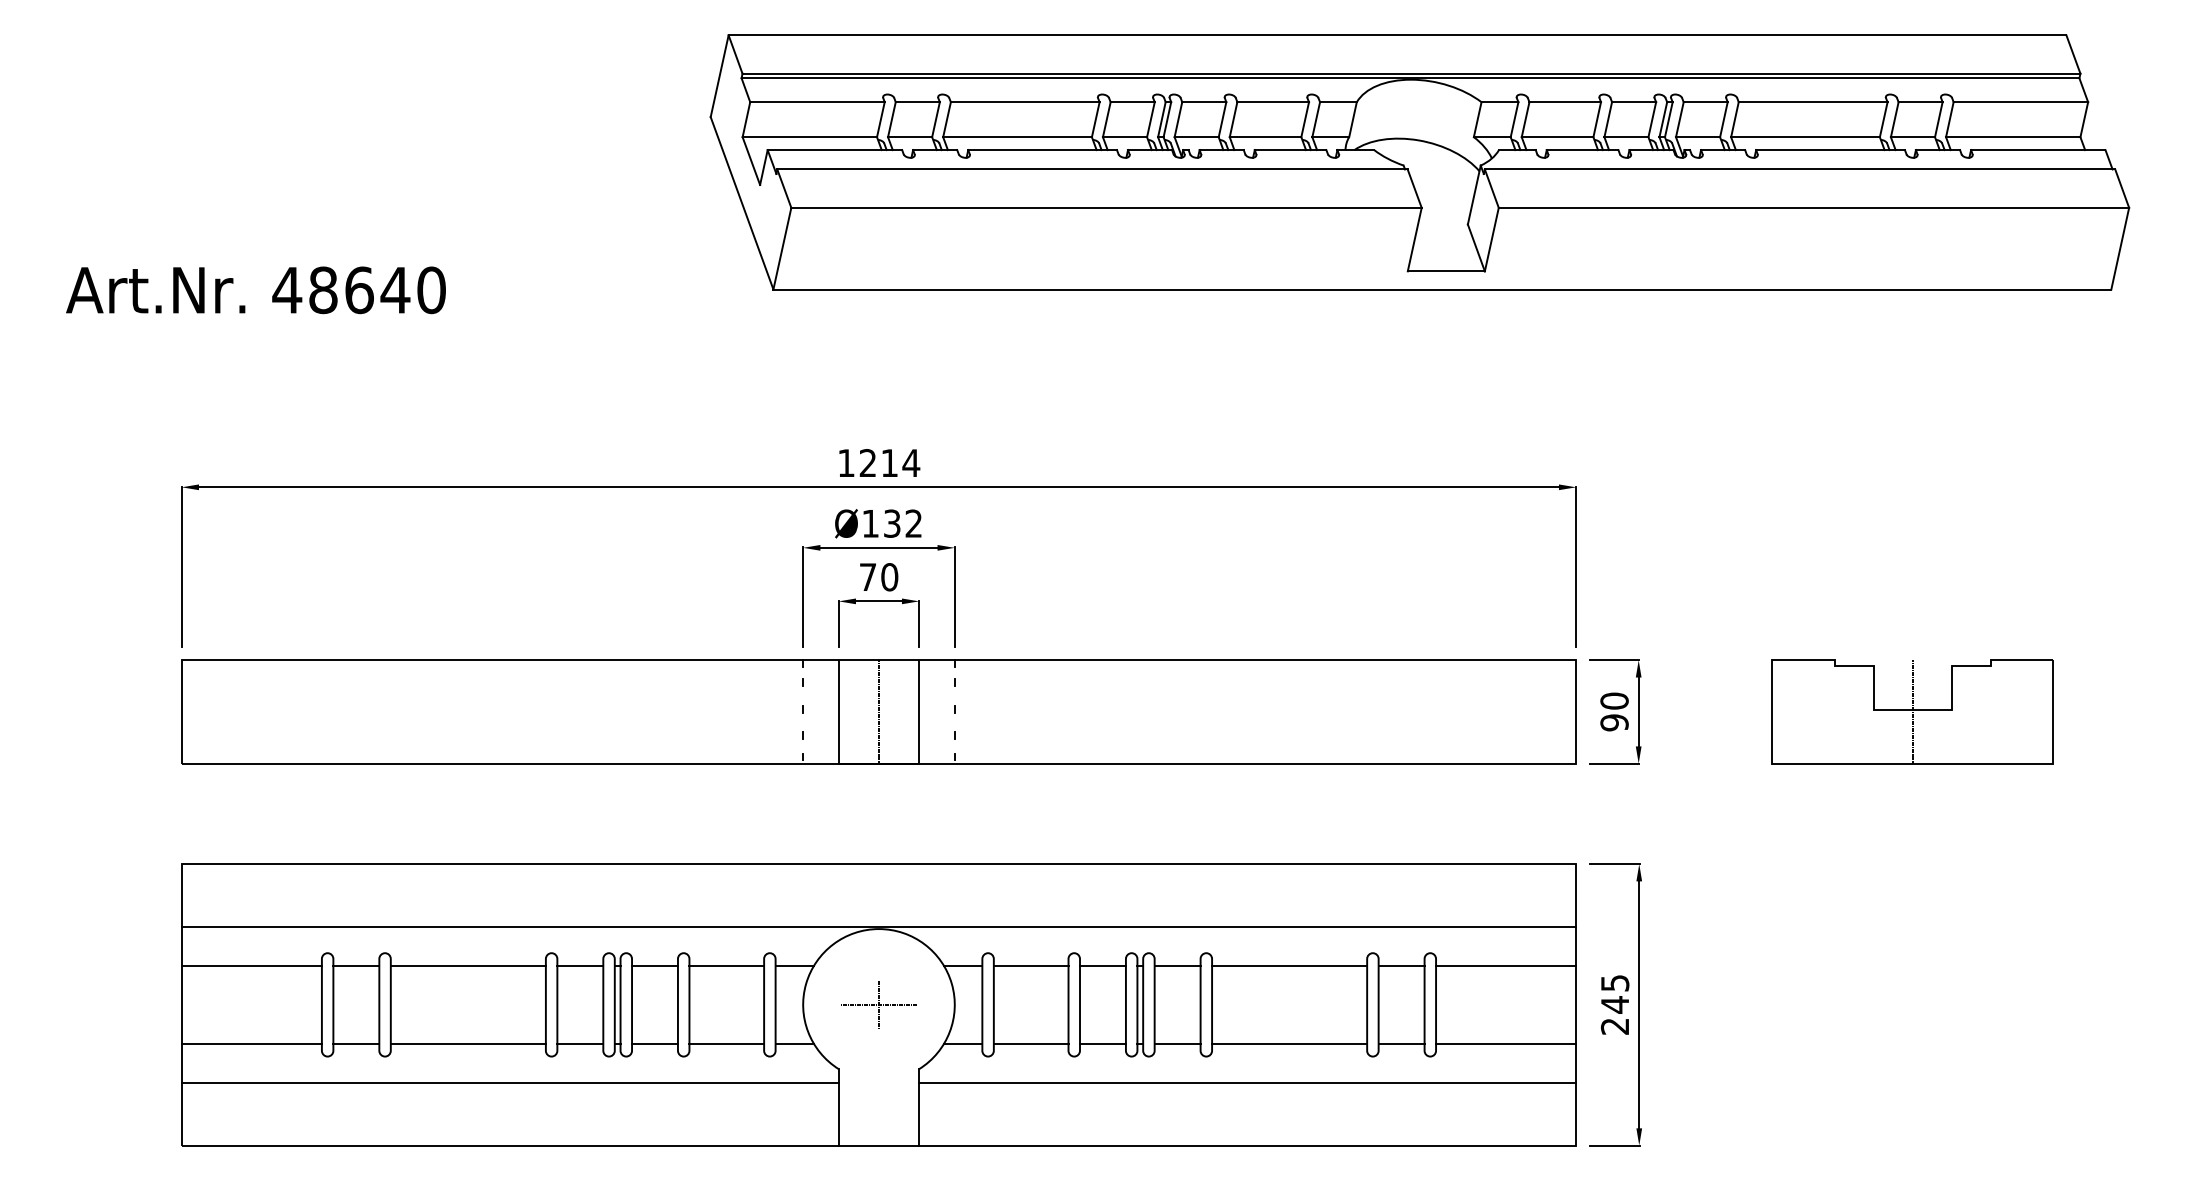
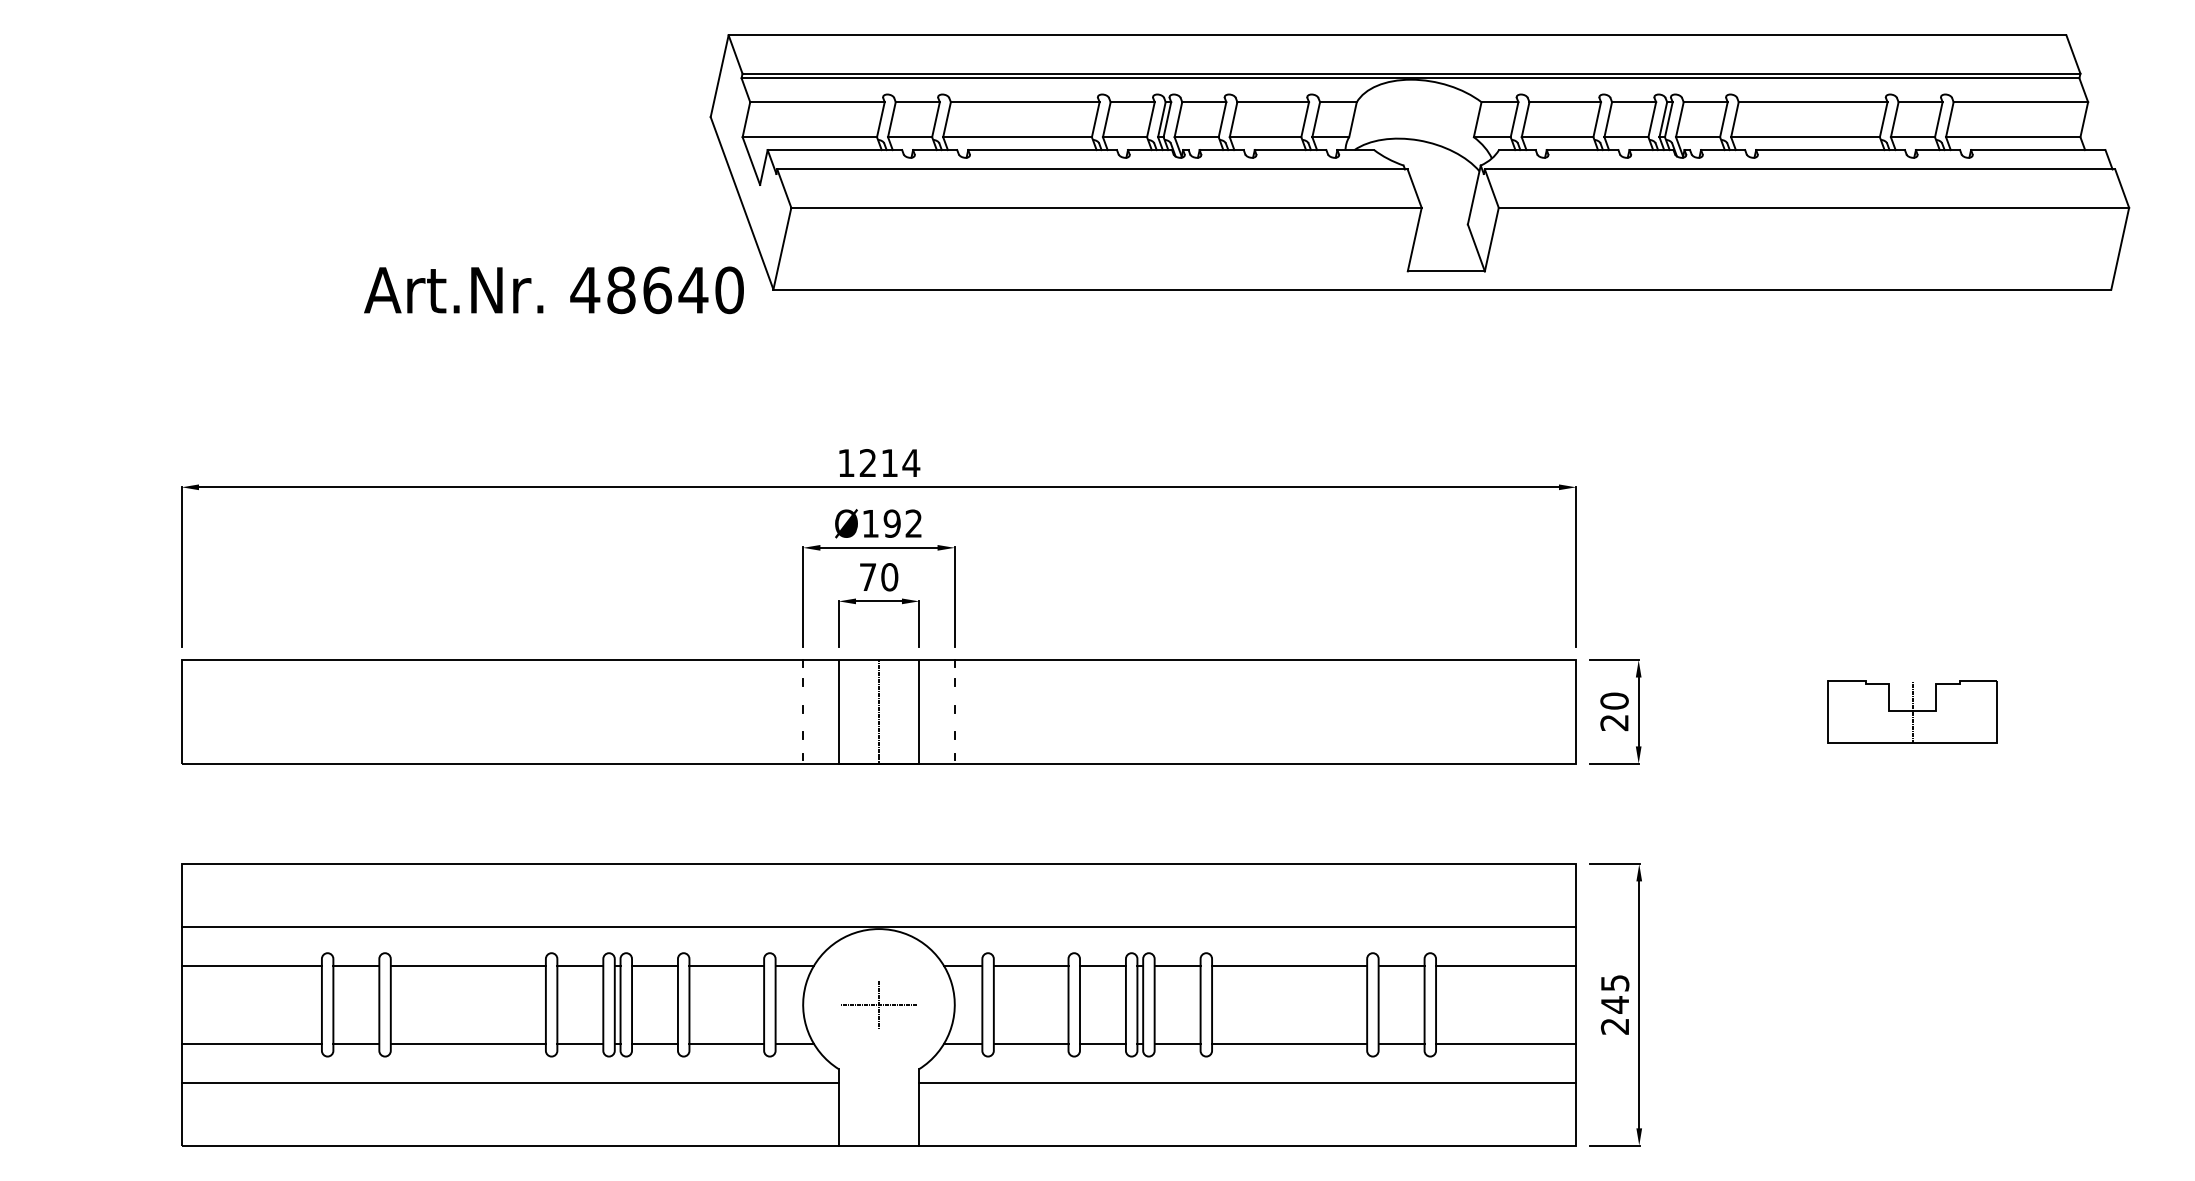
text position: (255, 290) -> (553, 290) (553, 290)
text: Ø132 -> Ø192 (891, 523)
part size: 283x106 px -> 171x64 px (1912, 711)
text: 90 -> 20 (1614, 722)
